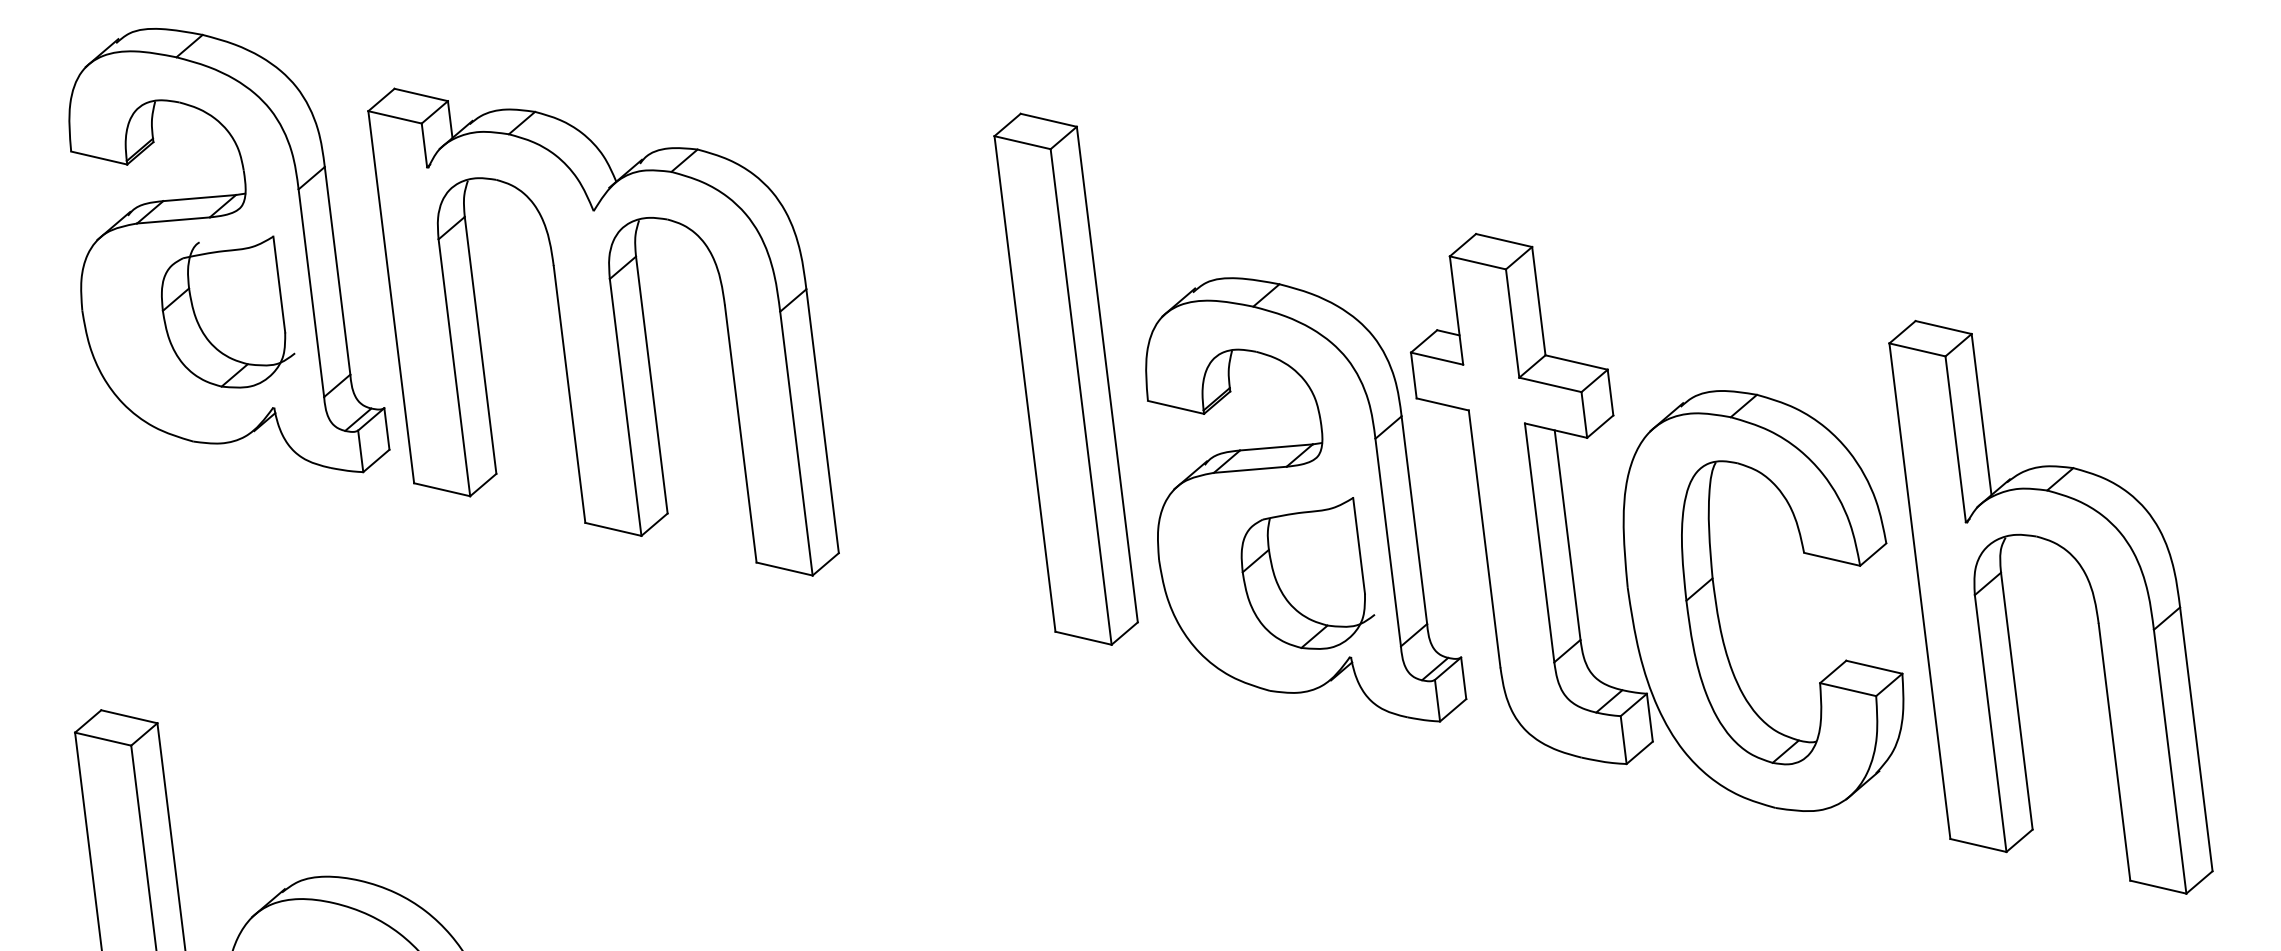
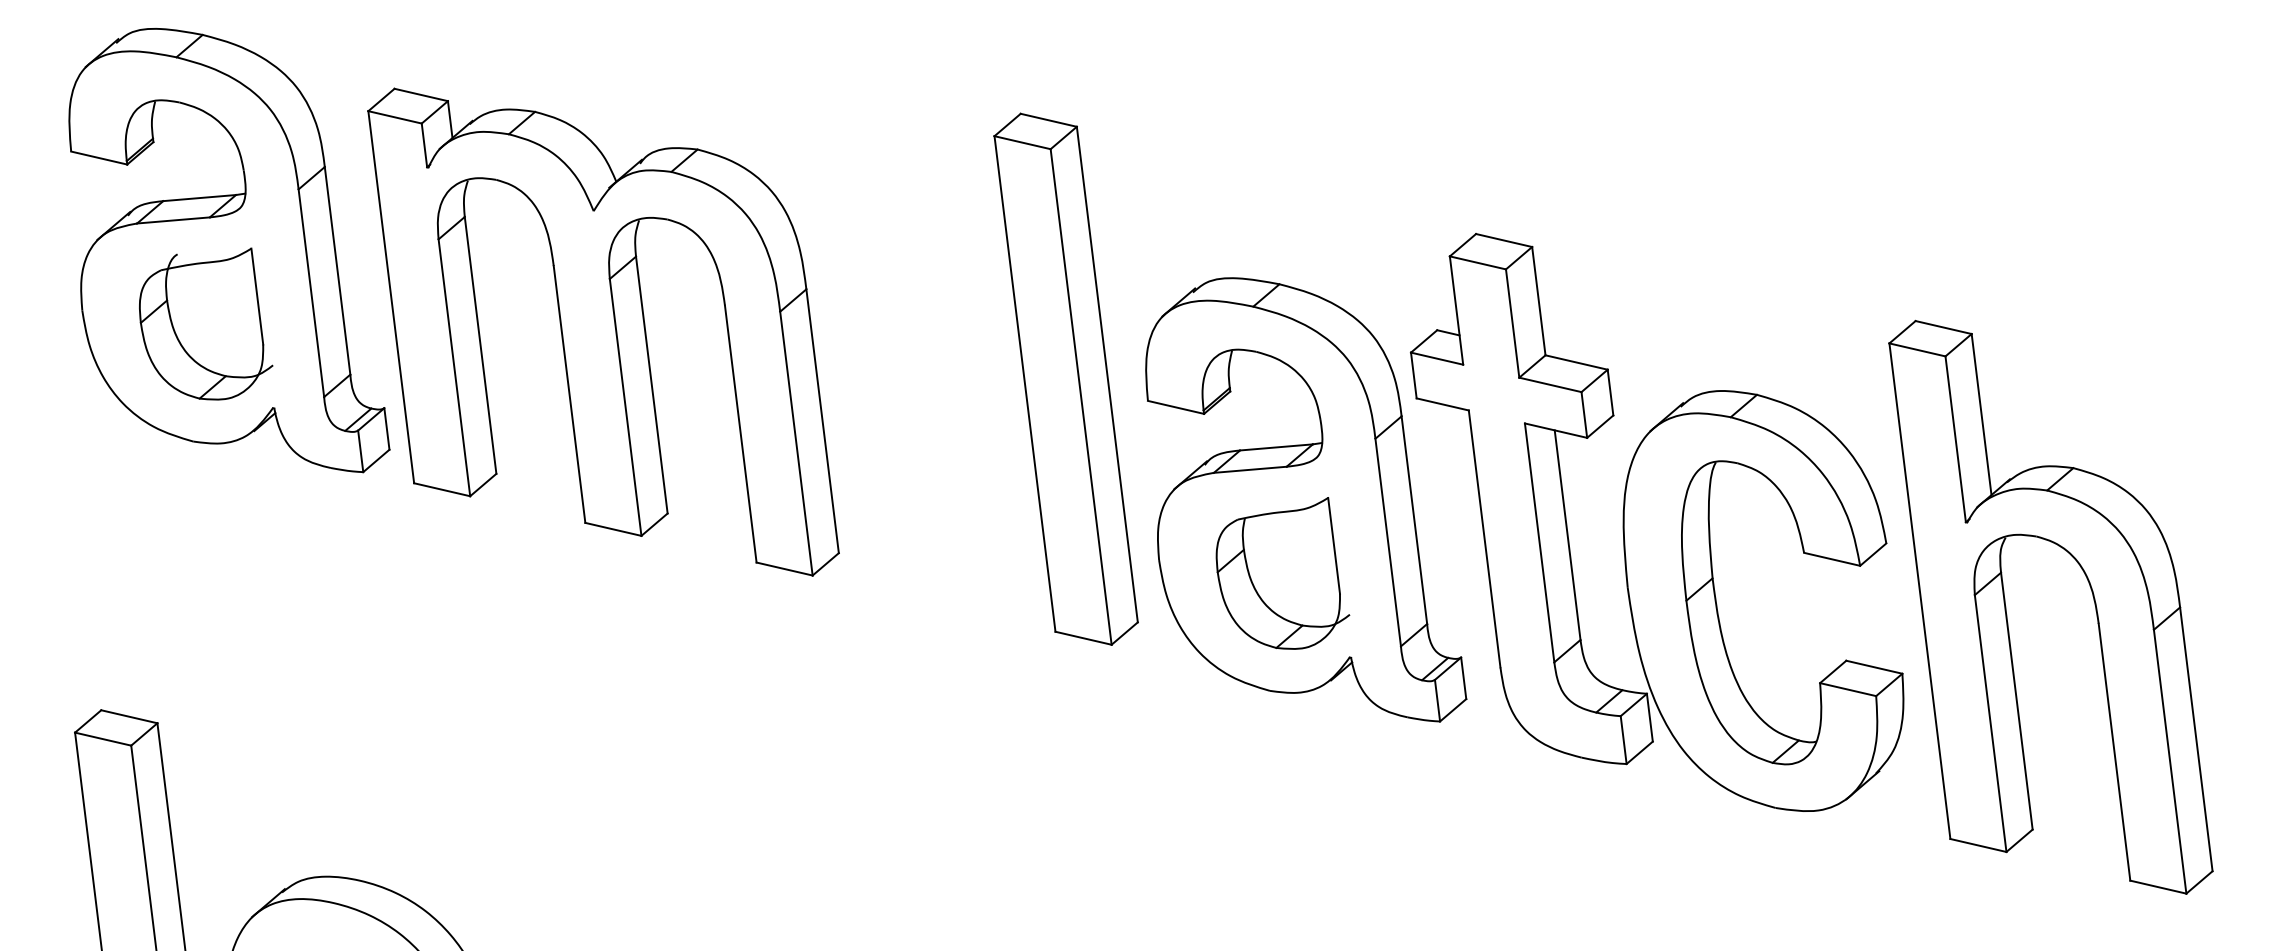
part position: (228, 311) -> (206, 323) (206, 323)
part position: (1307, 573) -> (1282, 573) (1282, 573)
